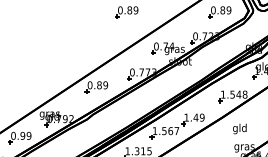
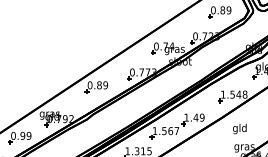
part: present -> none (126, 12)
